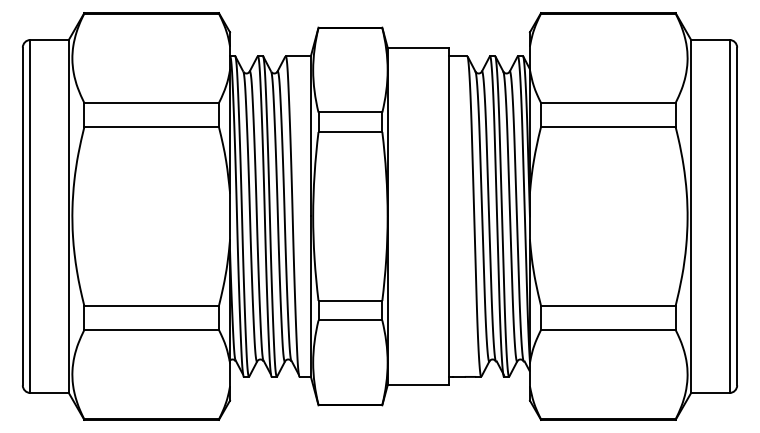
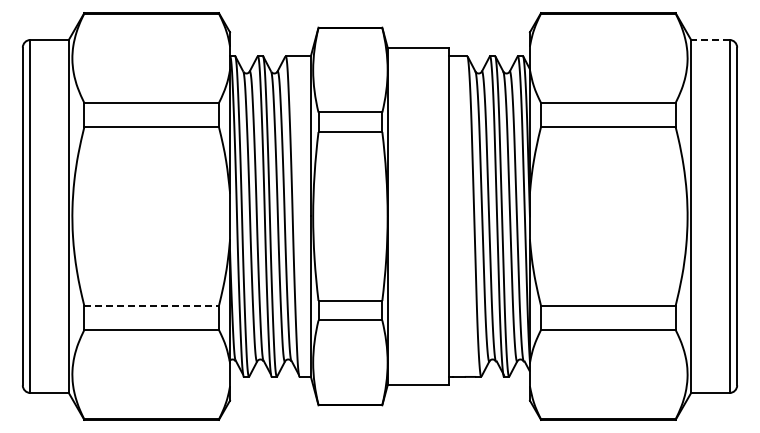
line: solid -> dashed (709, 39)
line: solid -> dashed (152, 305)
